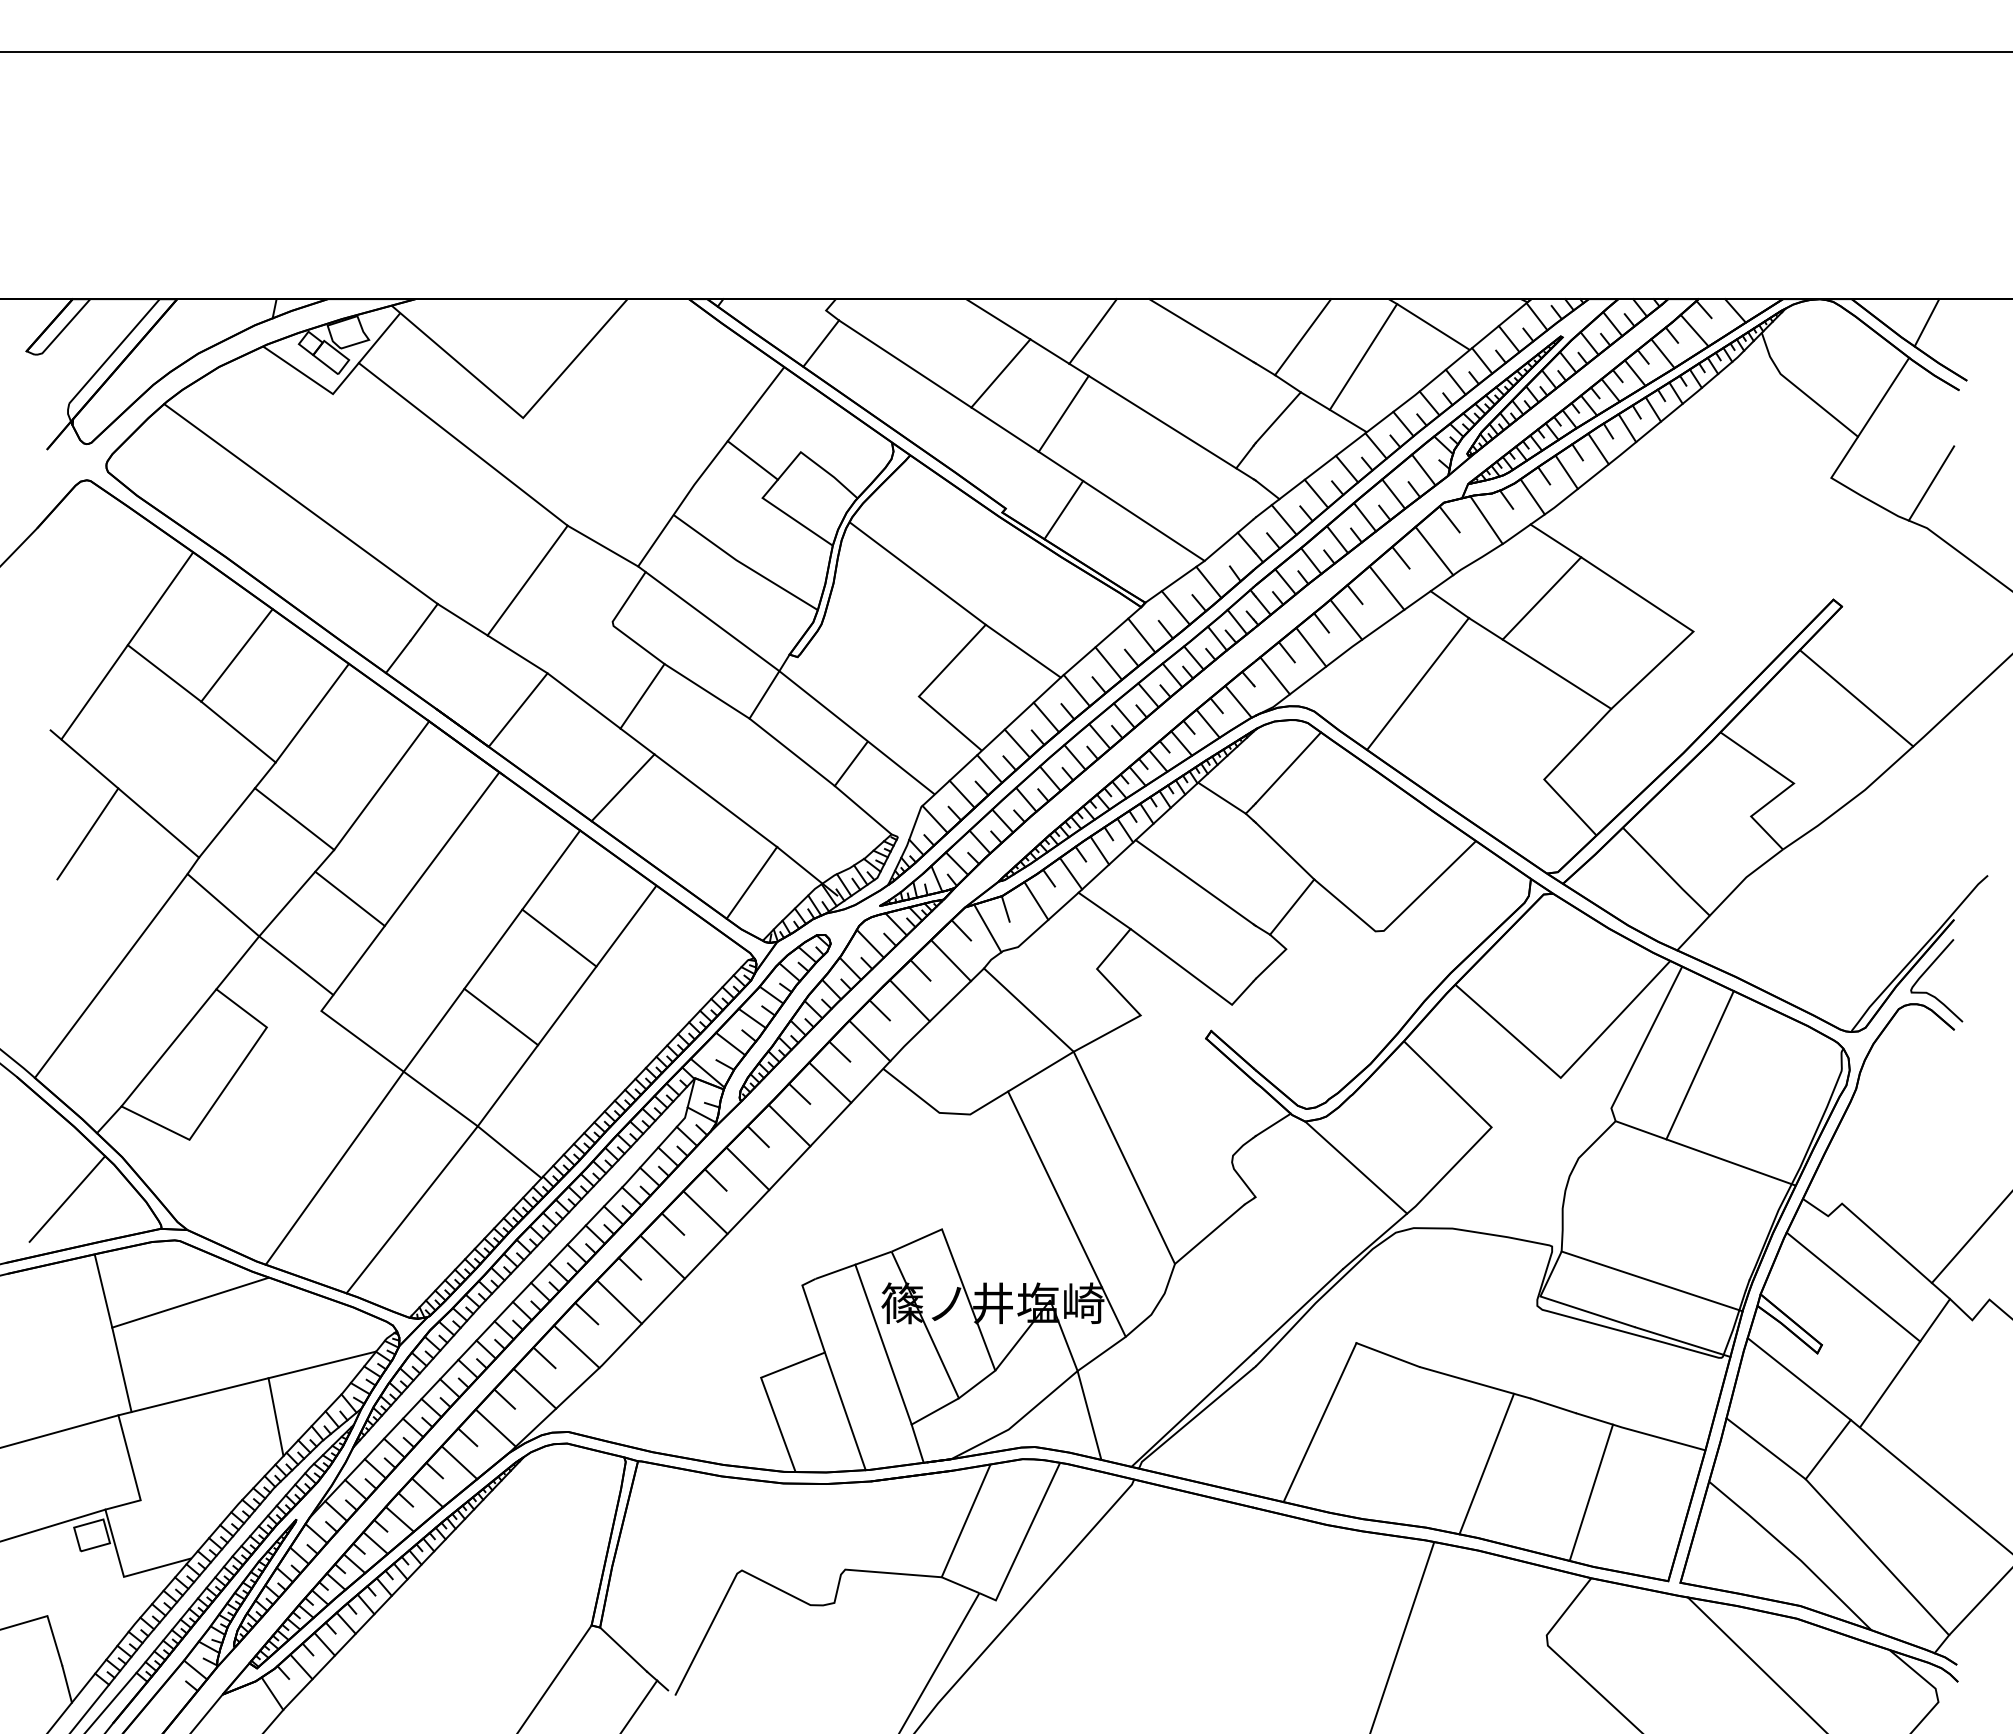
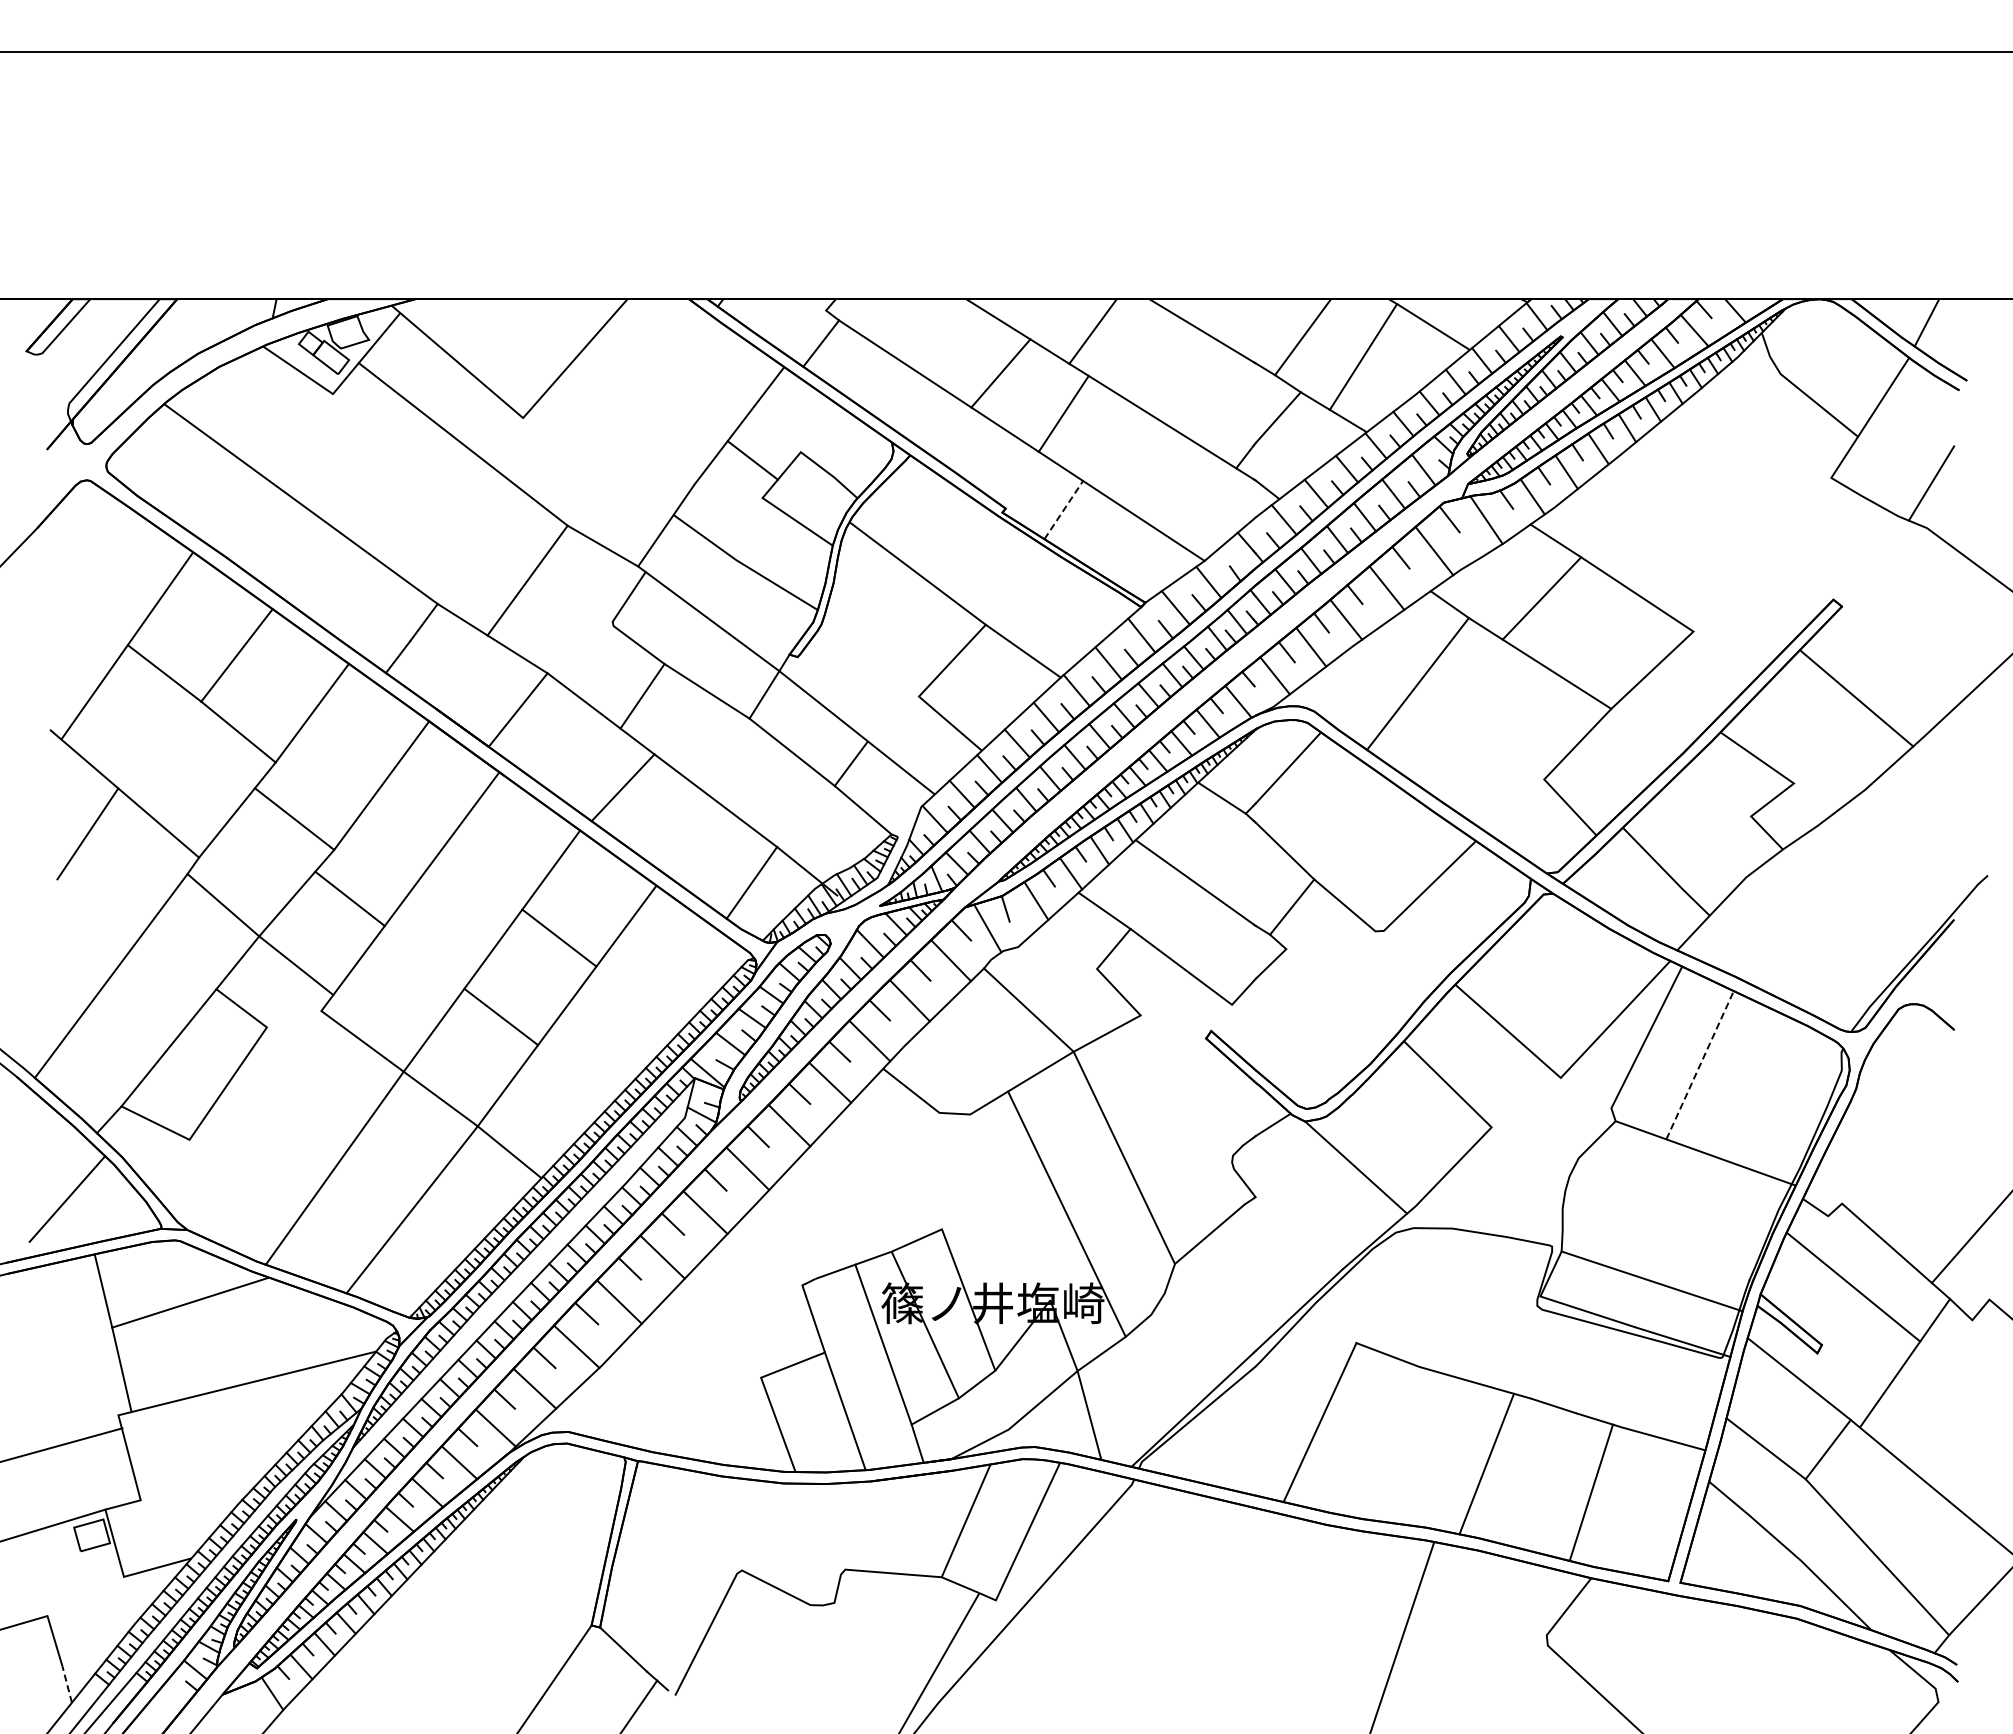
line: solid -> dashed (1063, 510)
curve: present -> none (1924, 974)
line: solid -> dashed (1700, 1064)
line: present -> none (275, 1417)
line position: (60, 1431) -> (62, 1444) (62, 1444)
line: present -> none (1755, 1663)
line: solid -> dashed (67, 1684)
